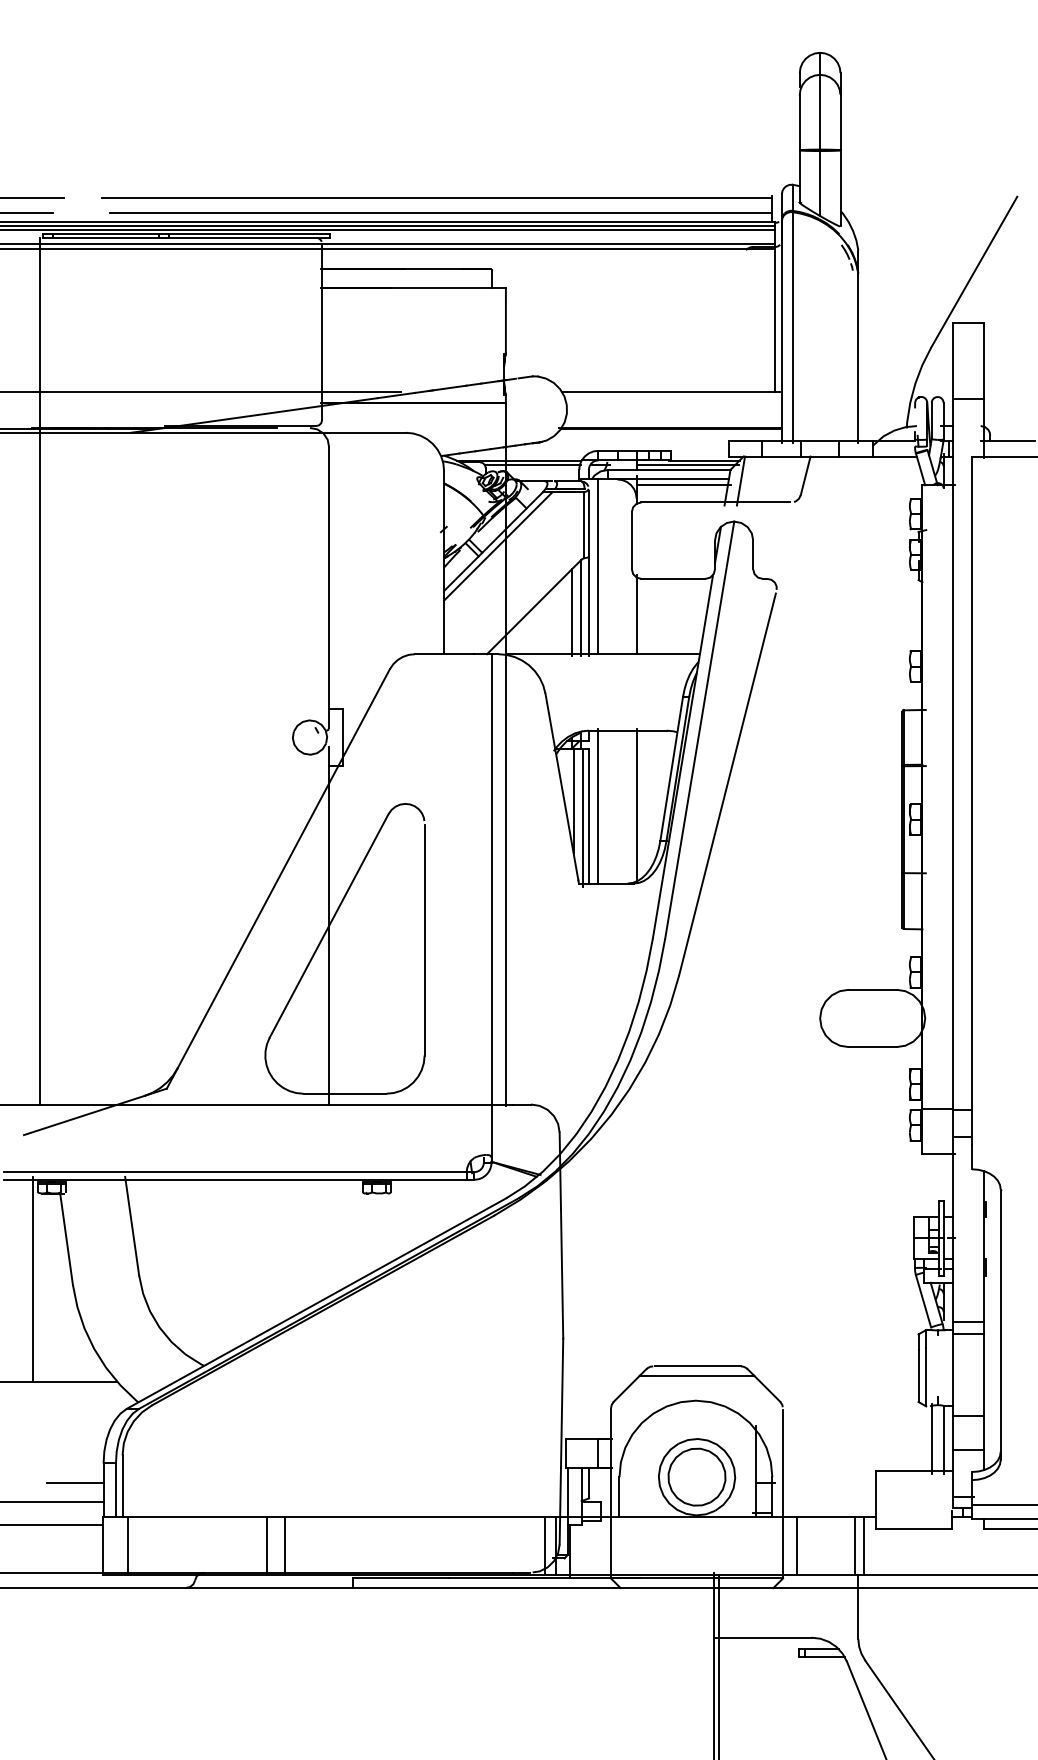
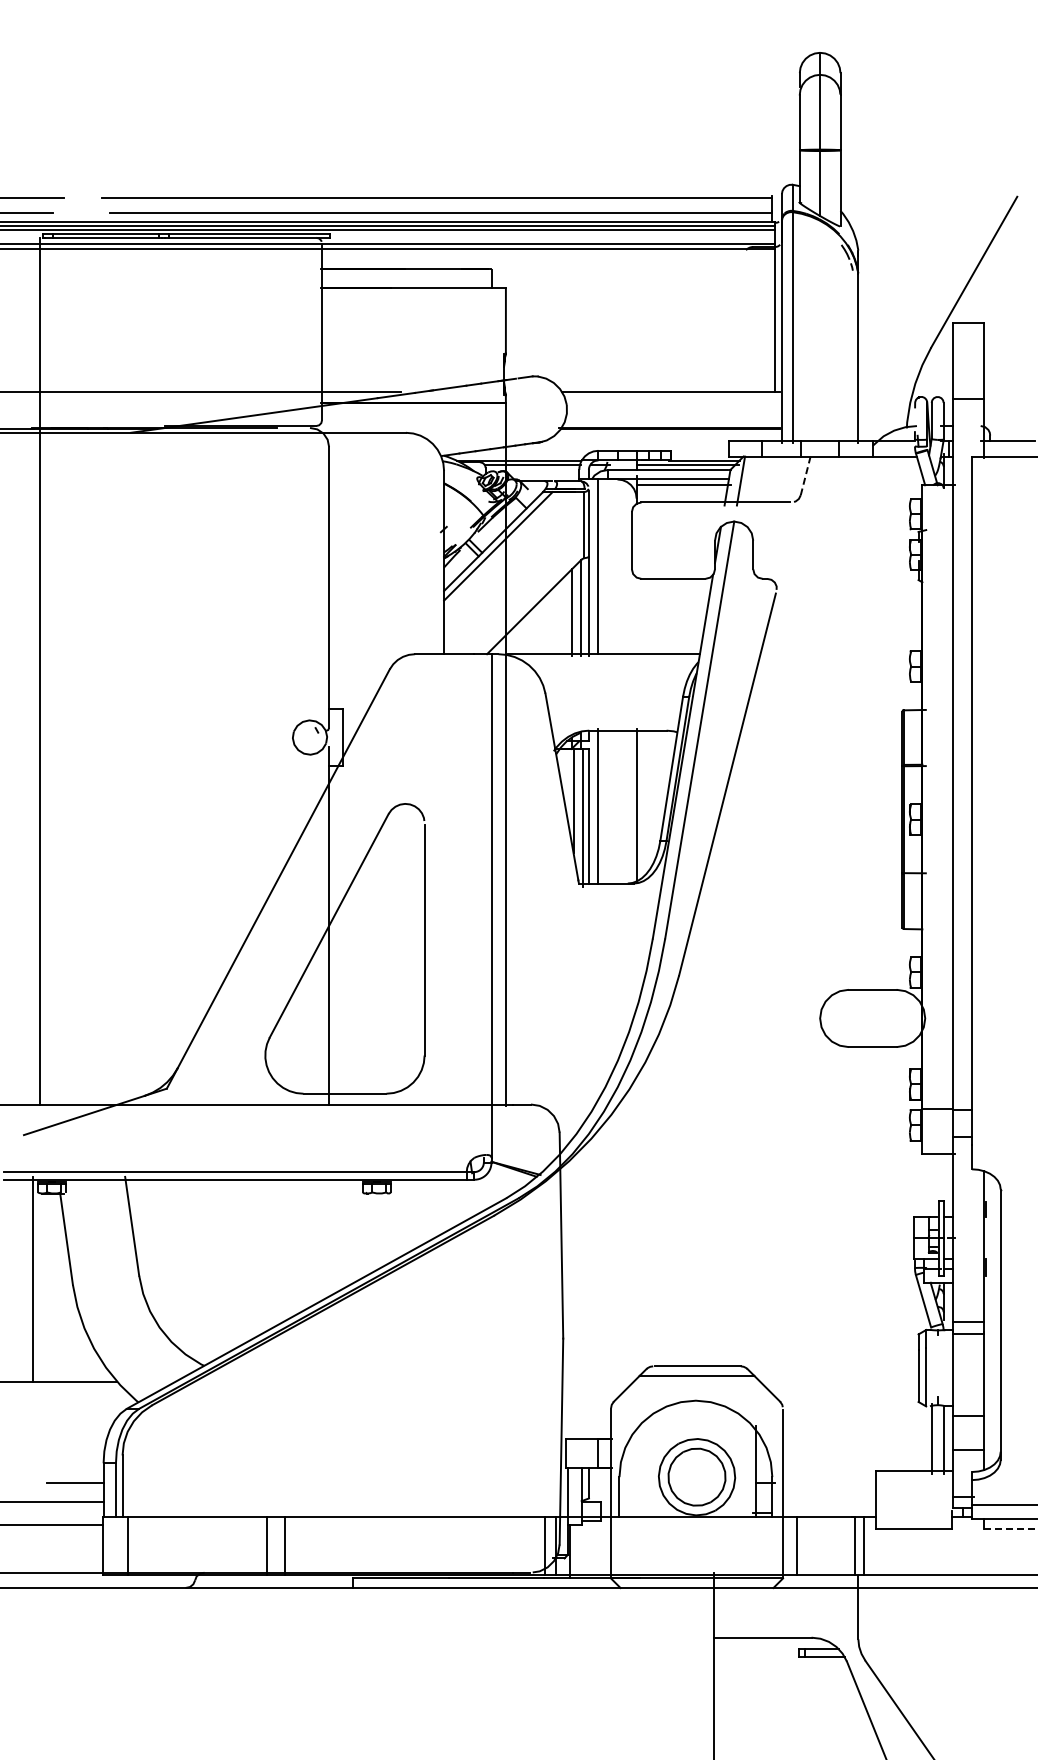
line: solid -> dashed (805, 475)
line: present -> none (636, 614)
line: solid -> dashed (1010, 1528)
line: present -> none (718, 1665)
